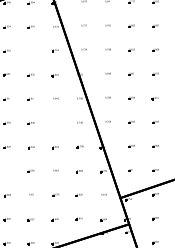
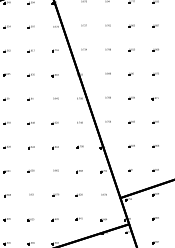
part: none -> present (30, 50)
part: none -> present (54, 123)
part: none -> present (6, 171)
